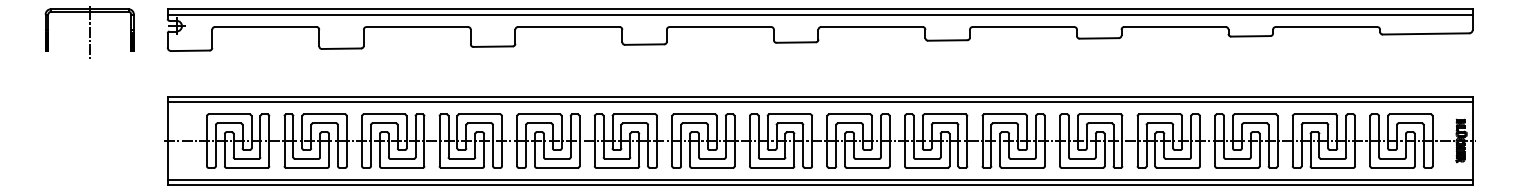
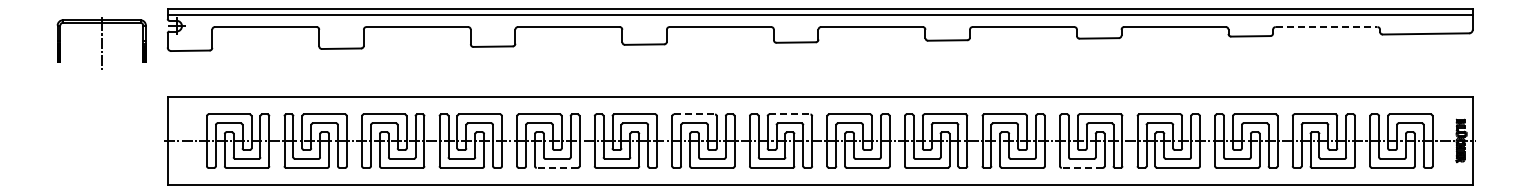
line: solid -> dashed (1326, 27)
part position: (89, 32) -> (101, 43) (101, 43)
line: present -> none (819, 102)
line: solid -> dashed (694, 114)
line: solid -> dashed (789, 114)
line: solid -> dashed (557, 167)
line: solid -> dashed (1082, 167)
line: present -> none (819, 179)
